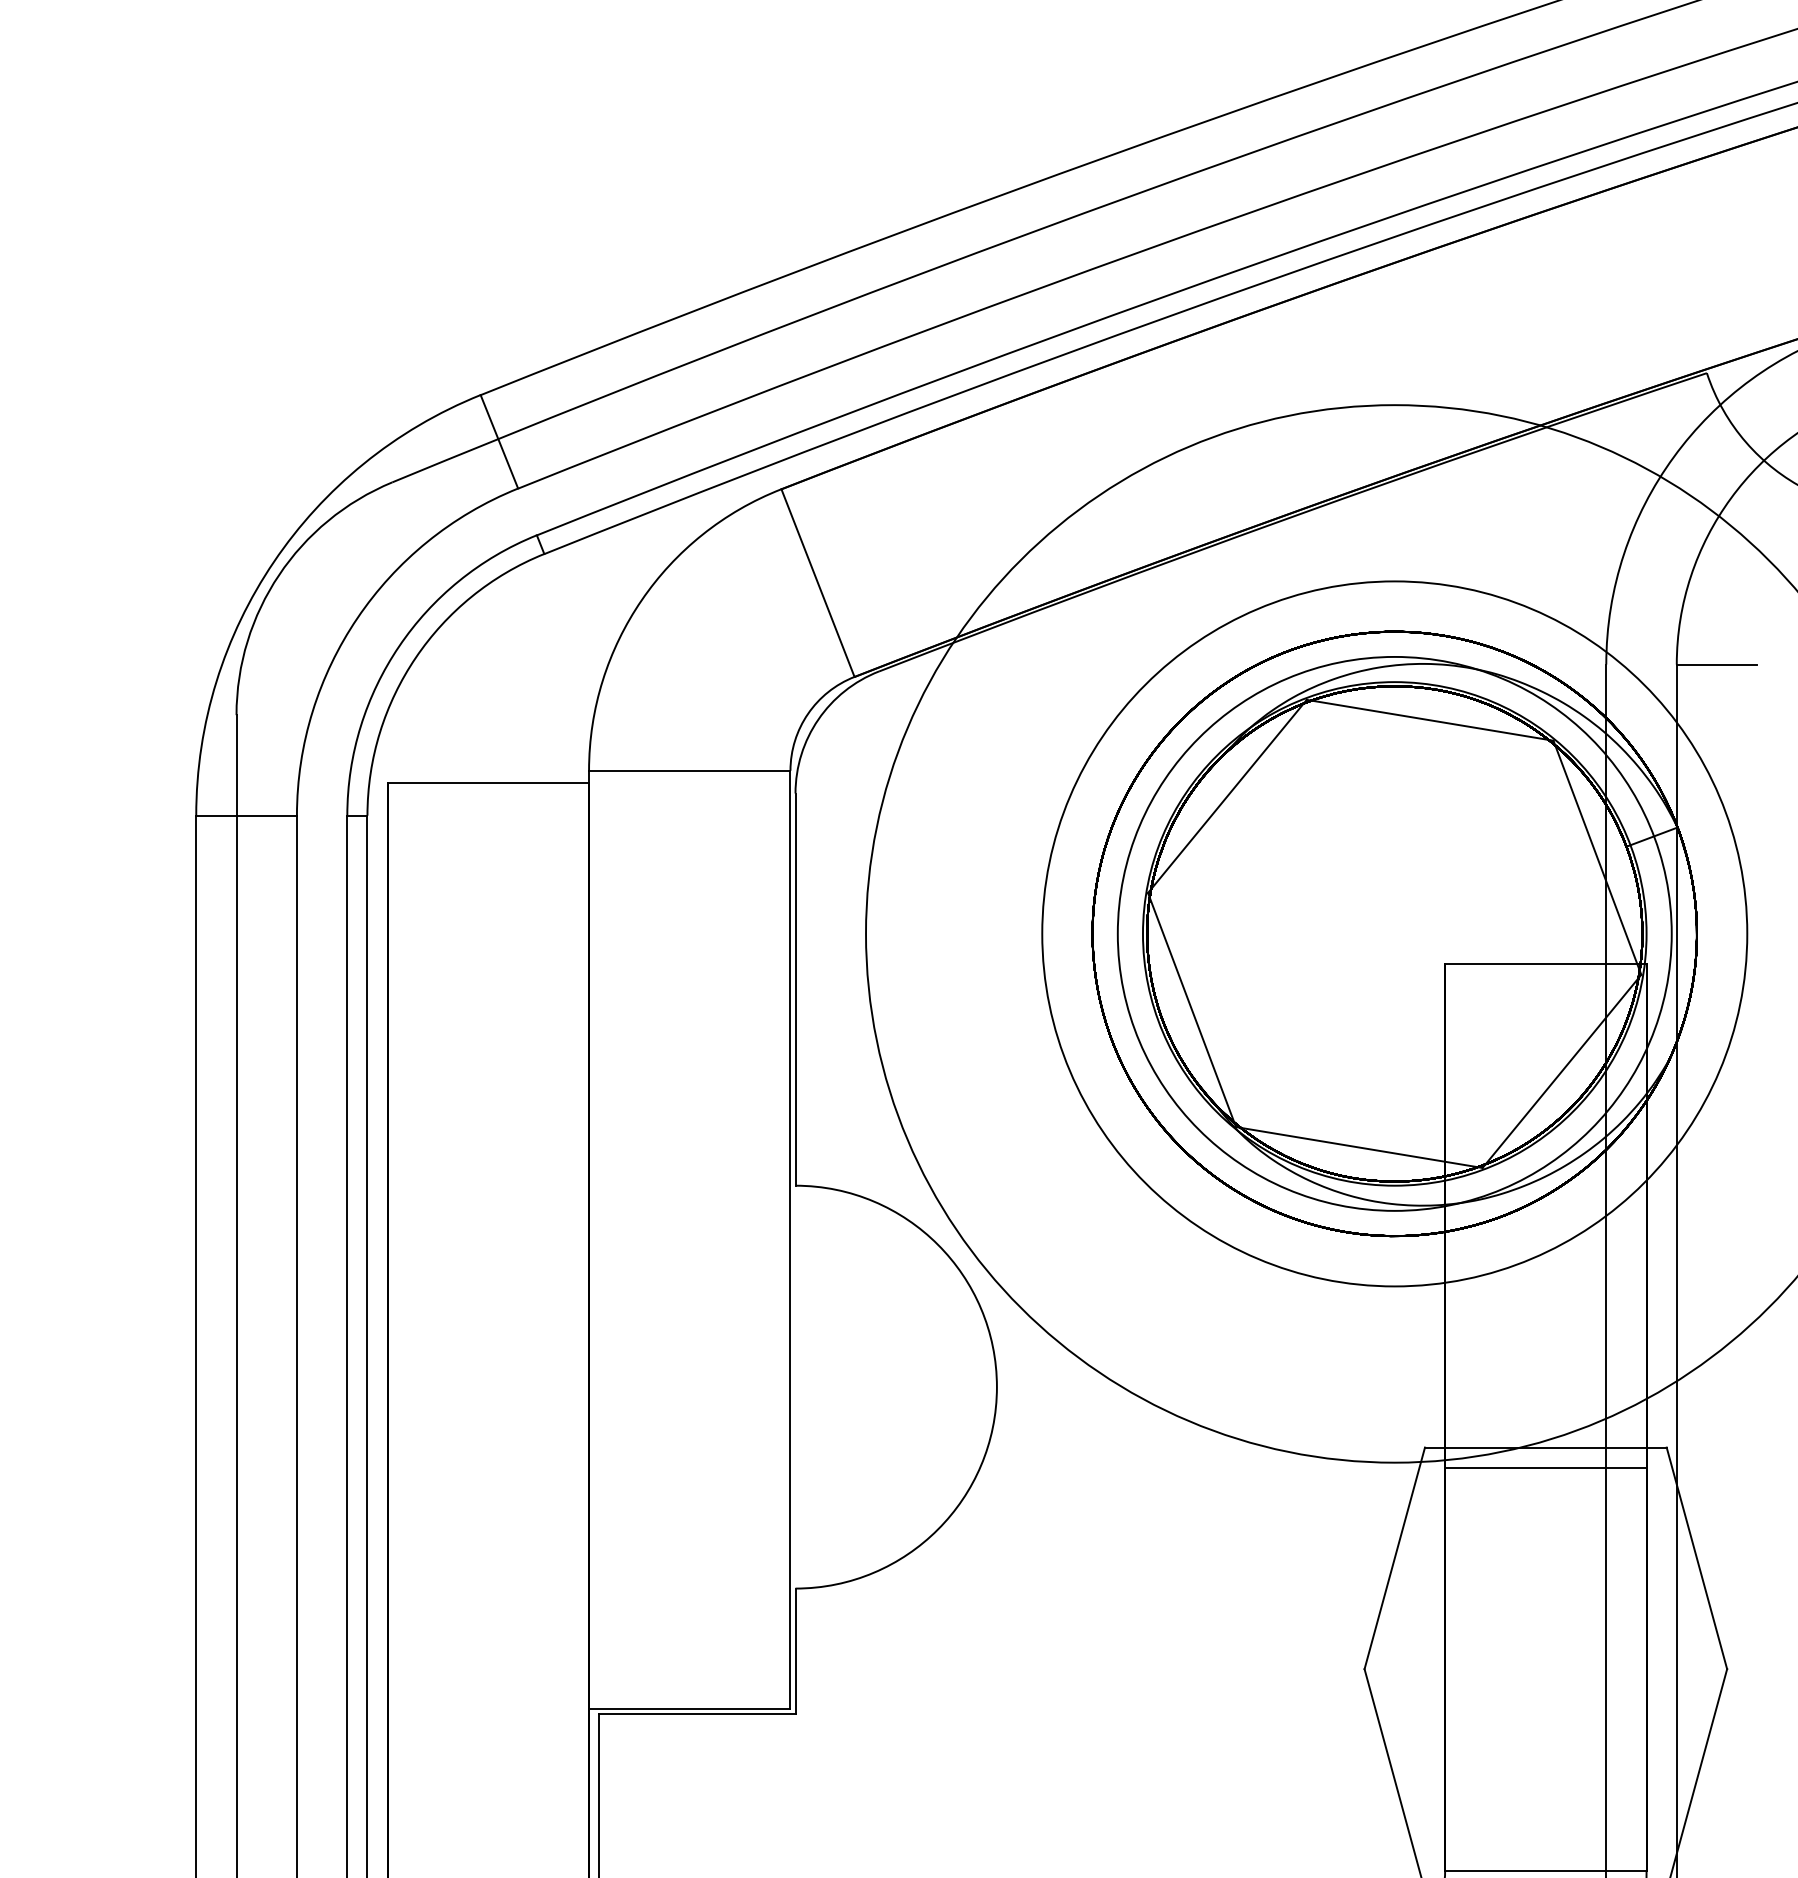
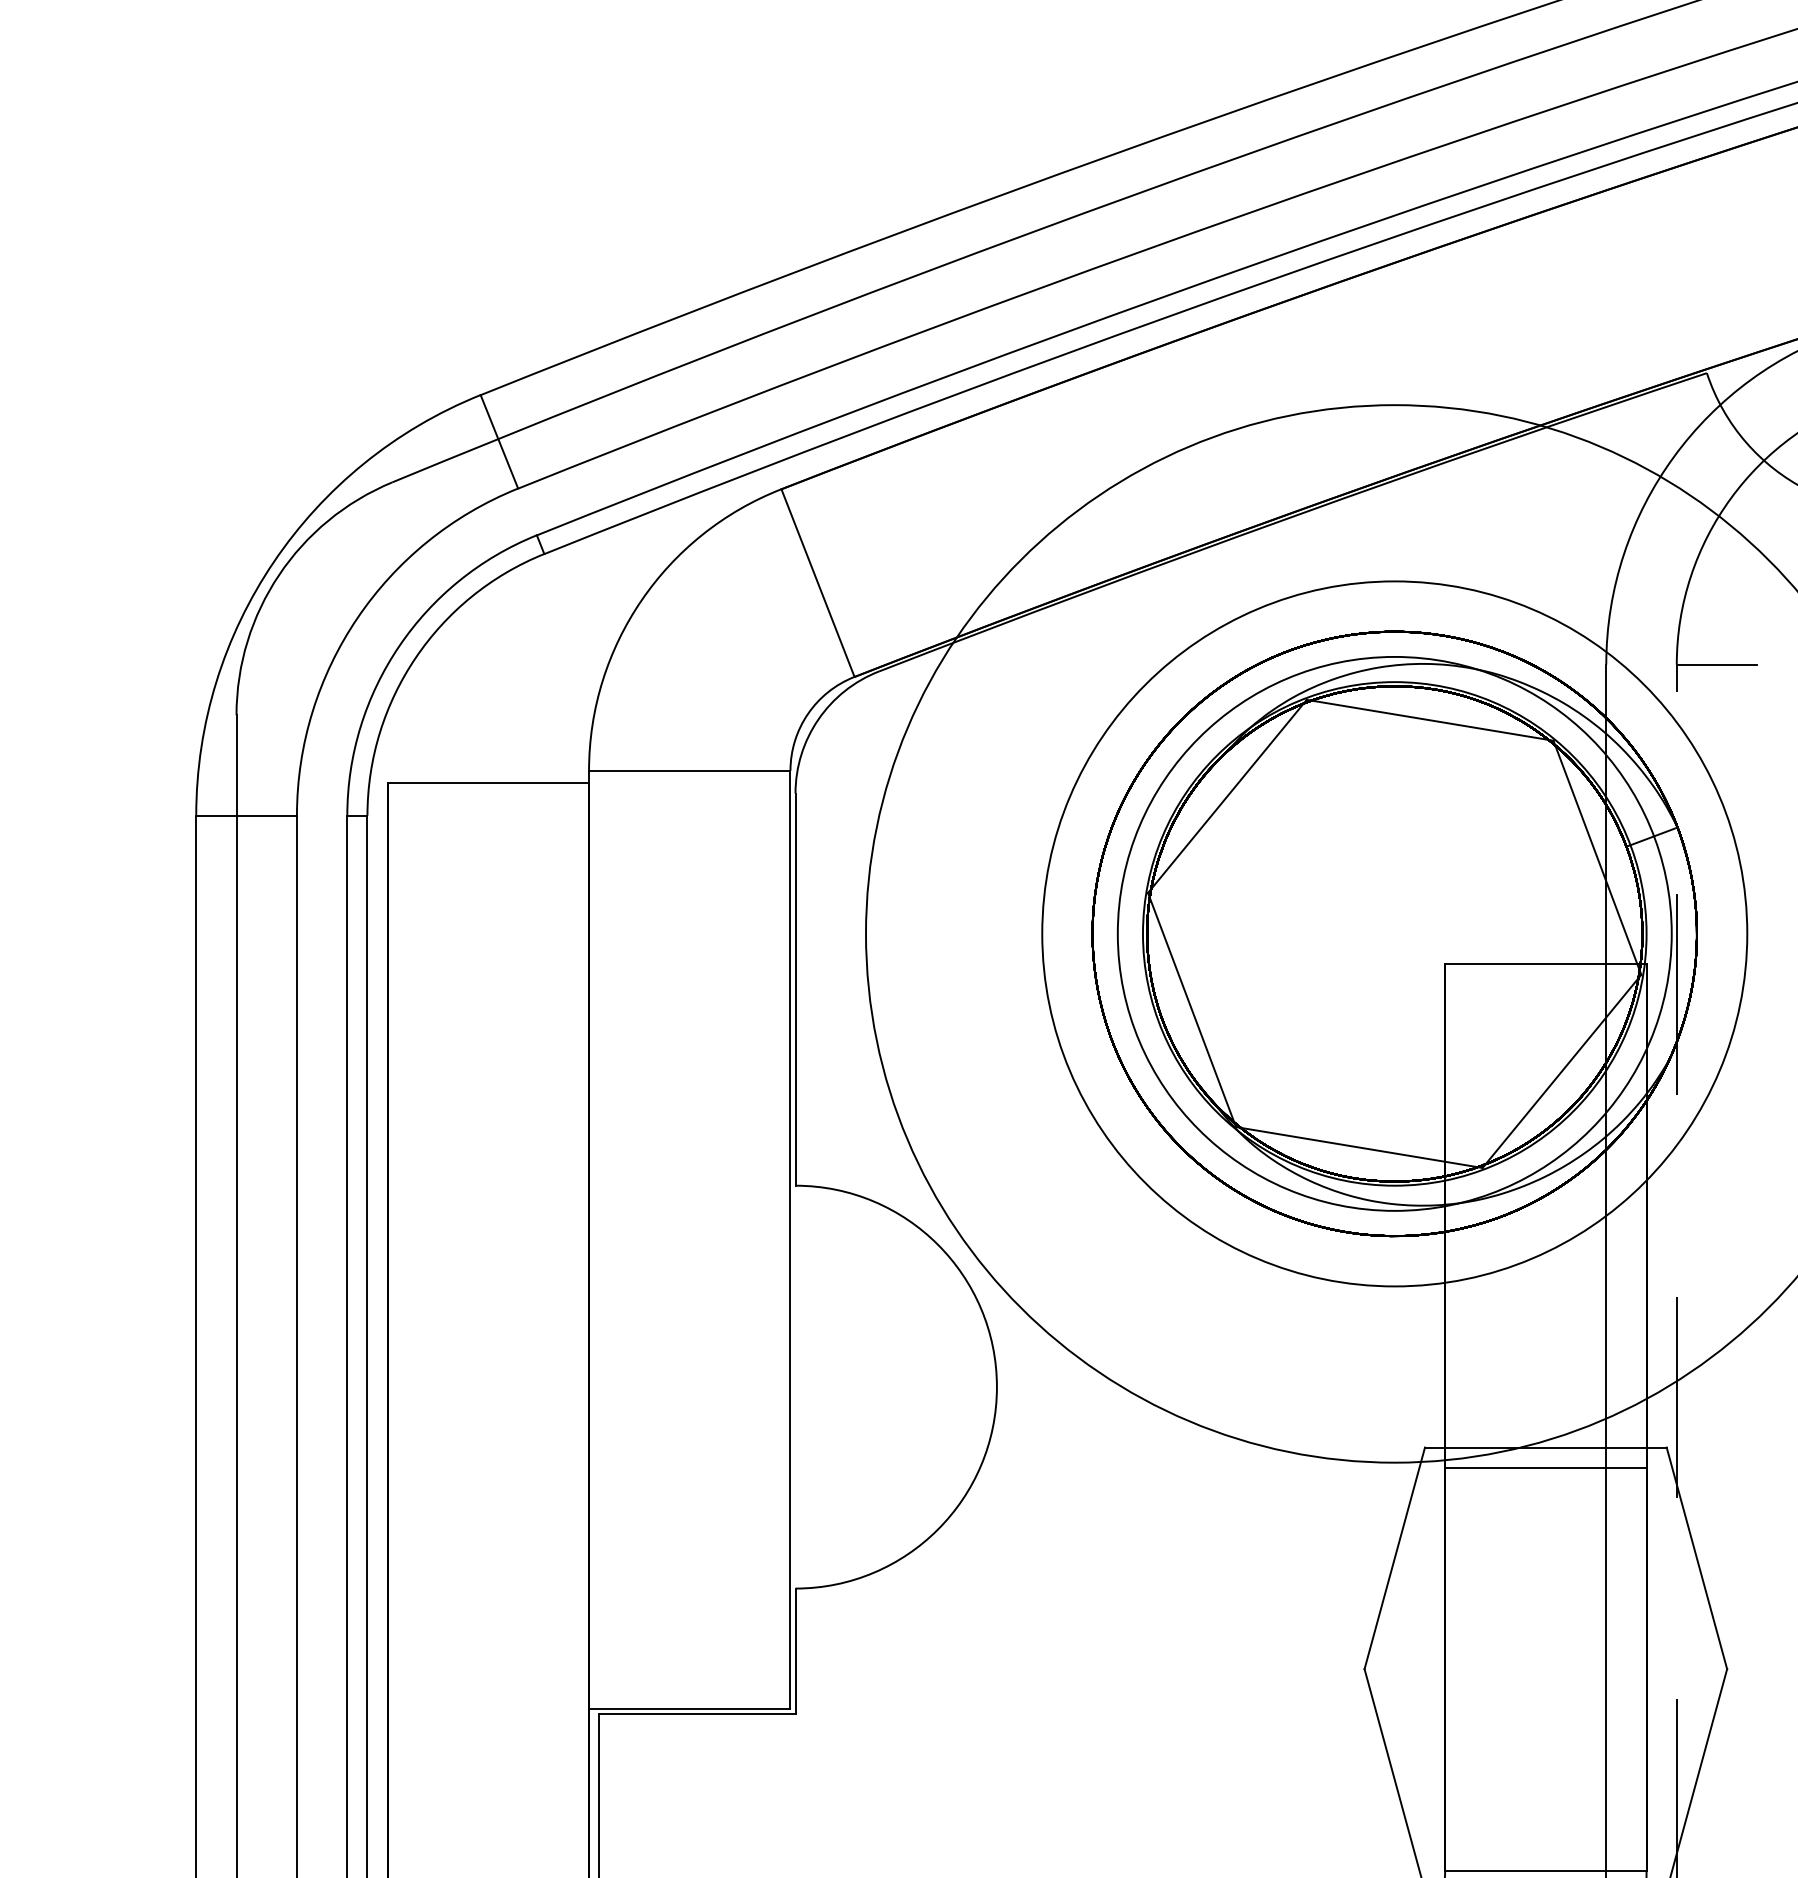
line: solid -> dashed (1676, 1270)
